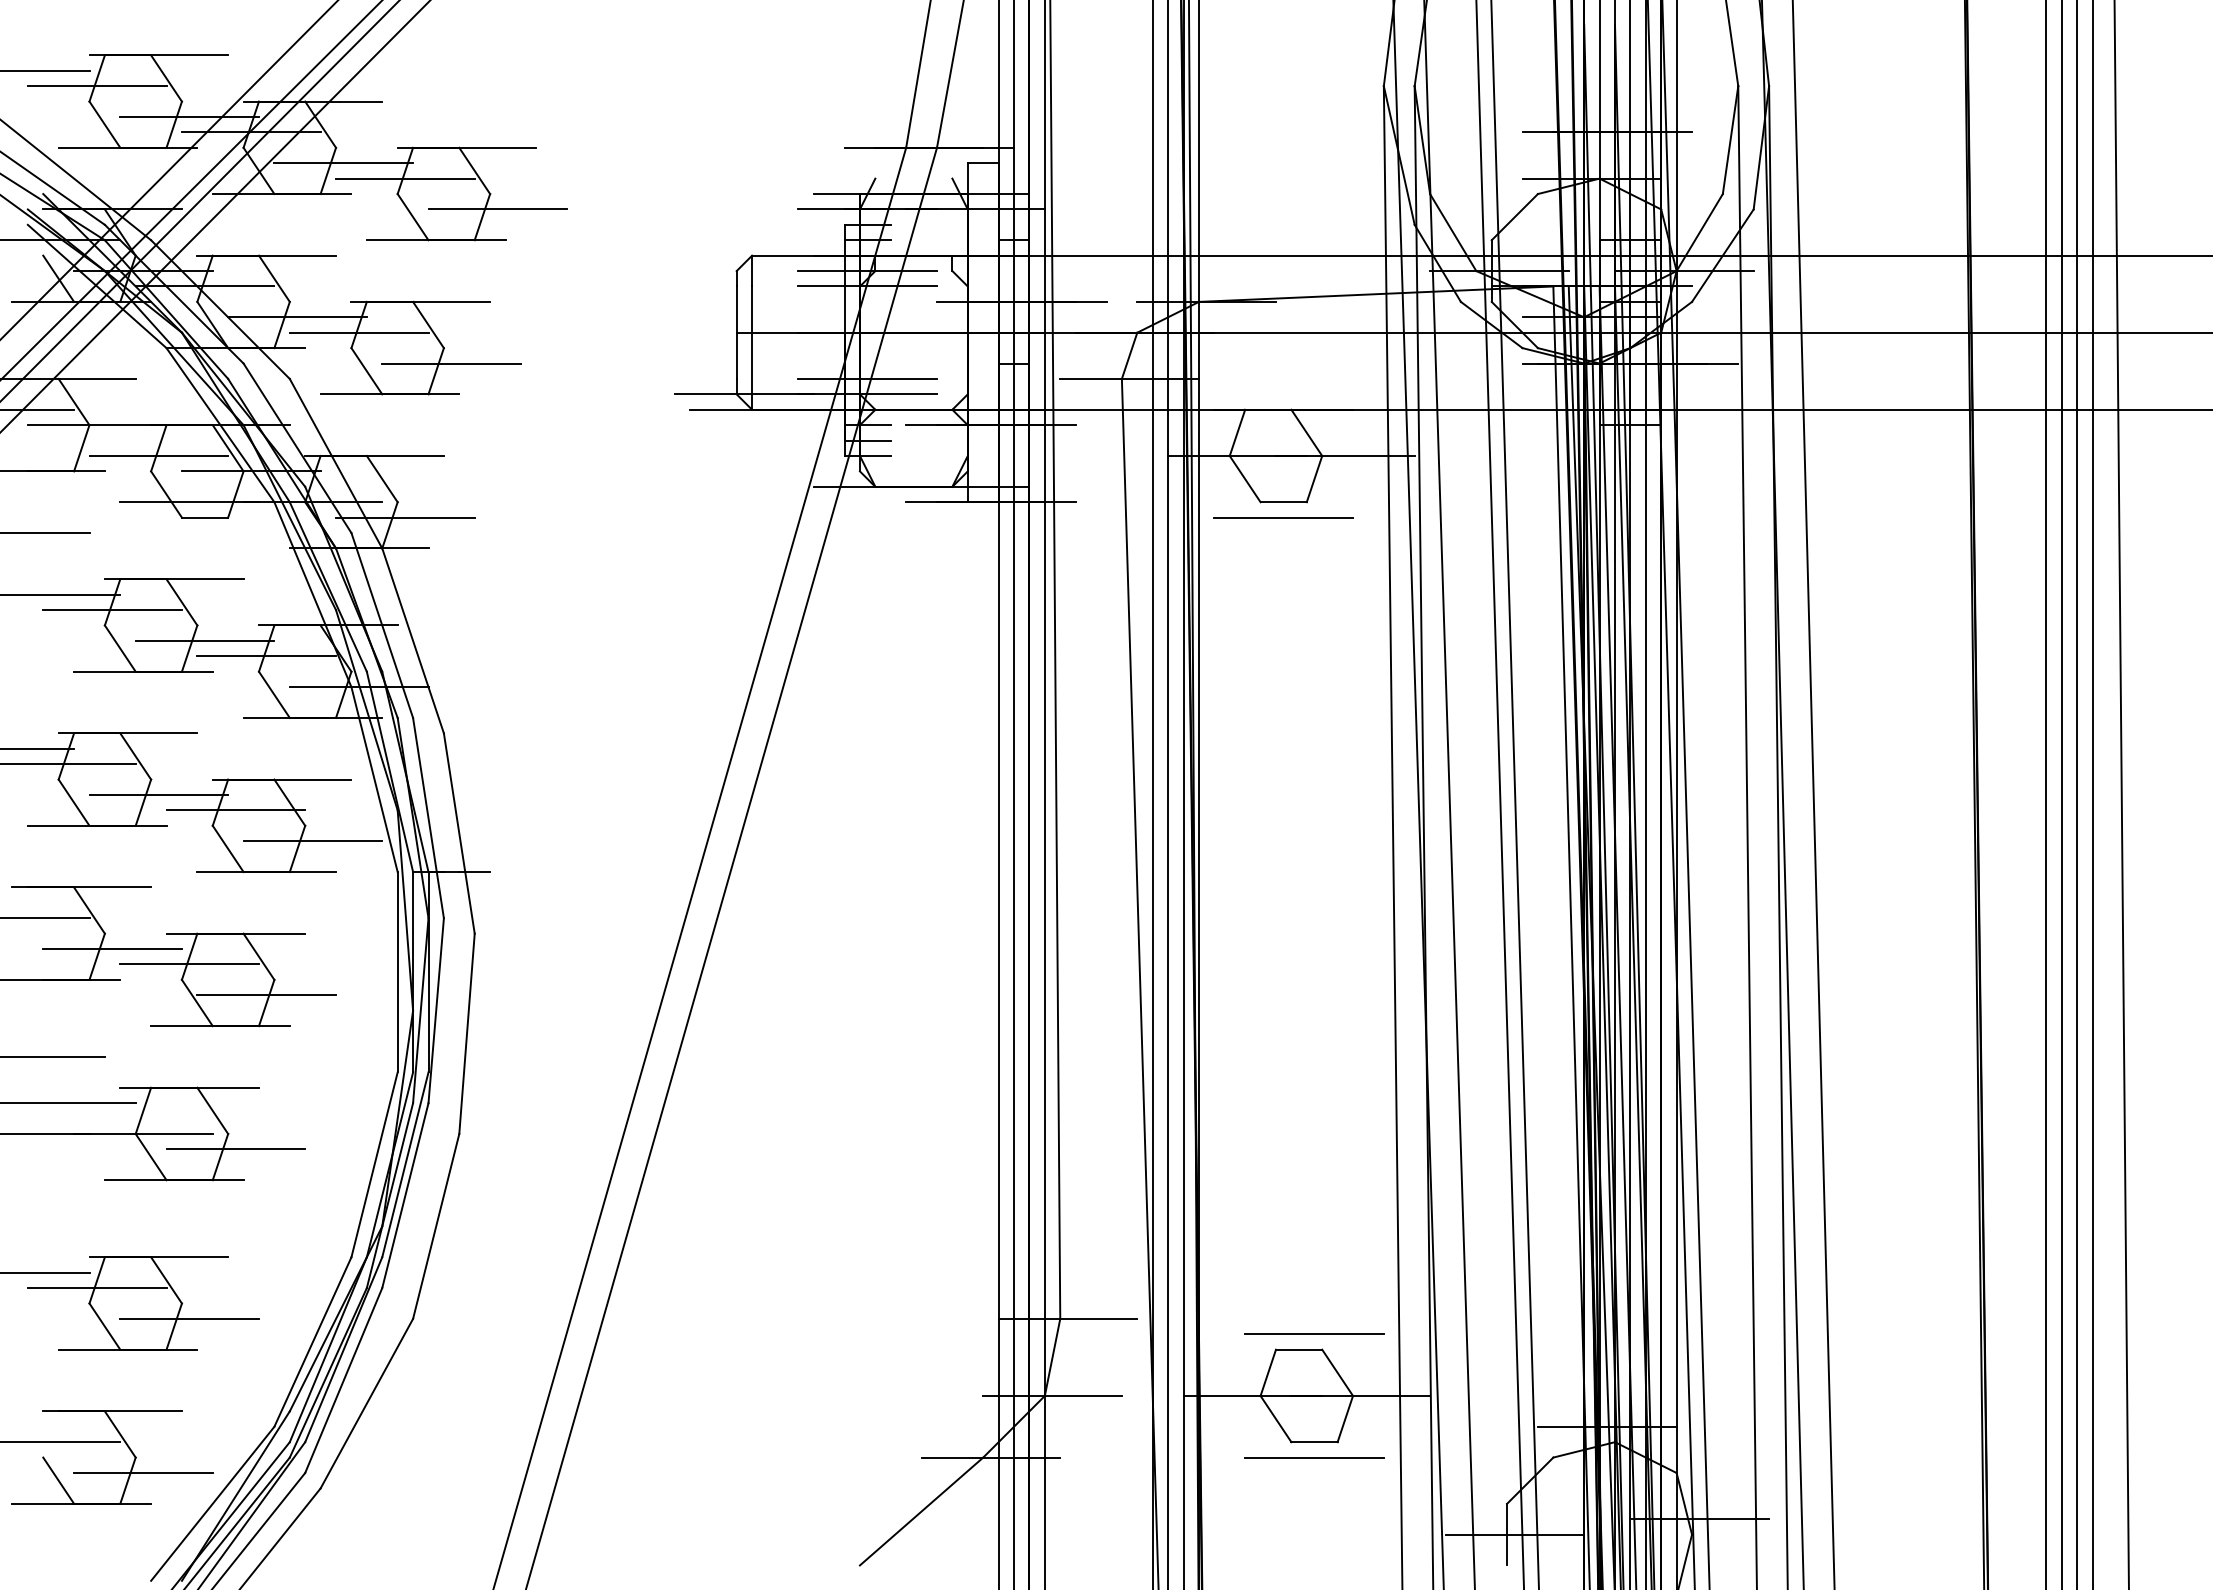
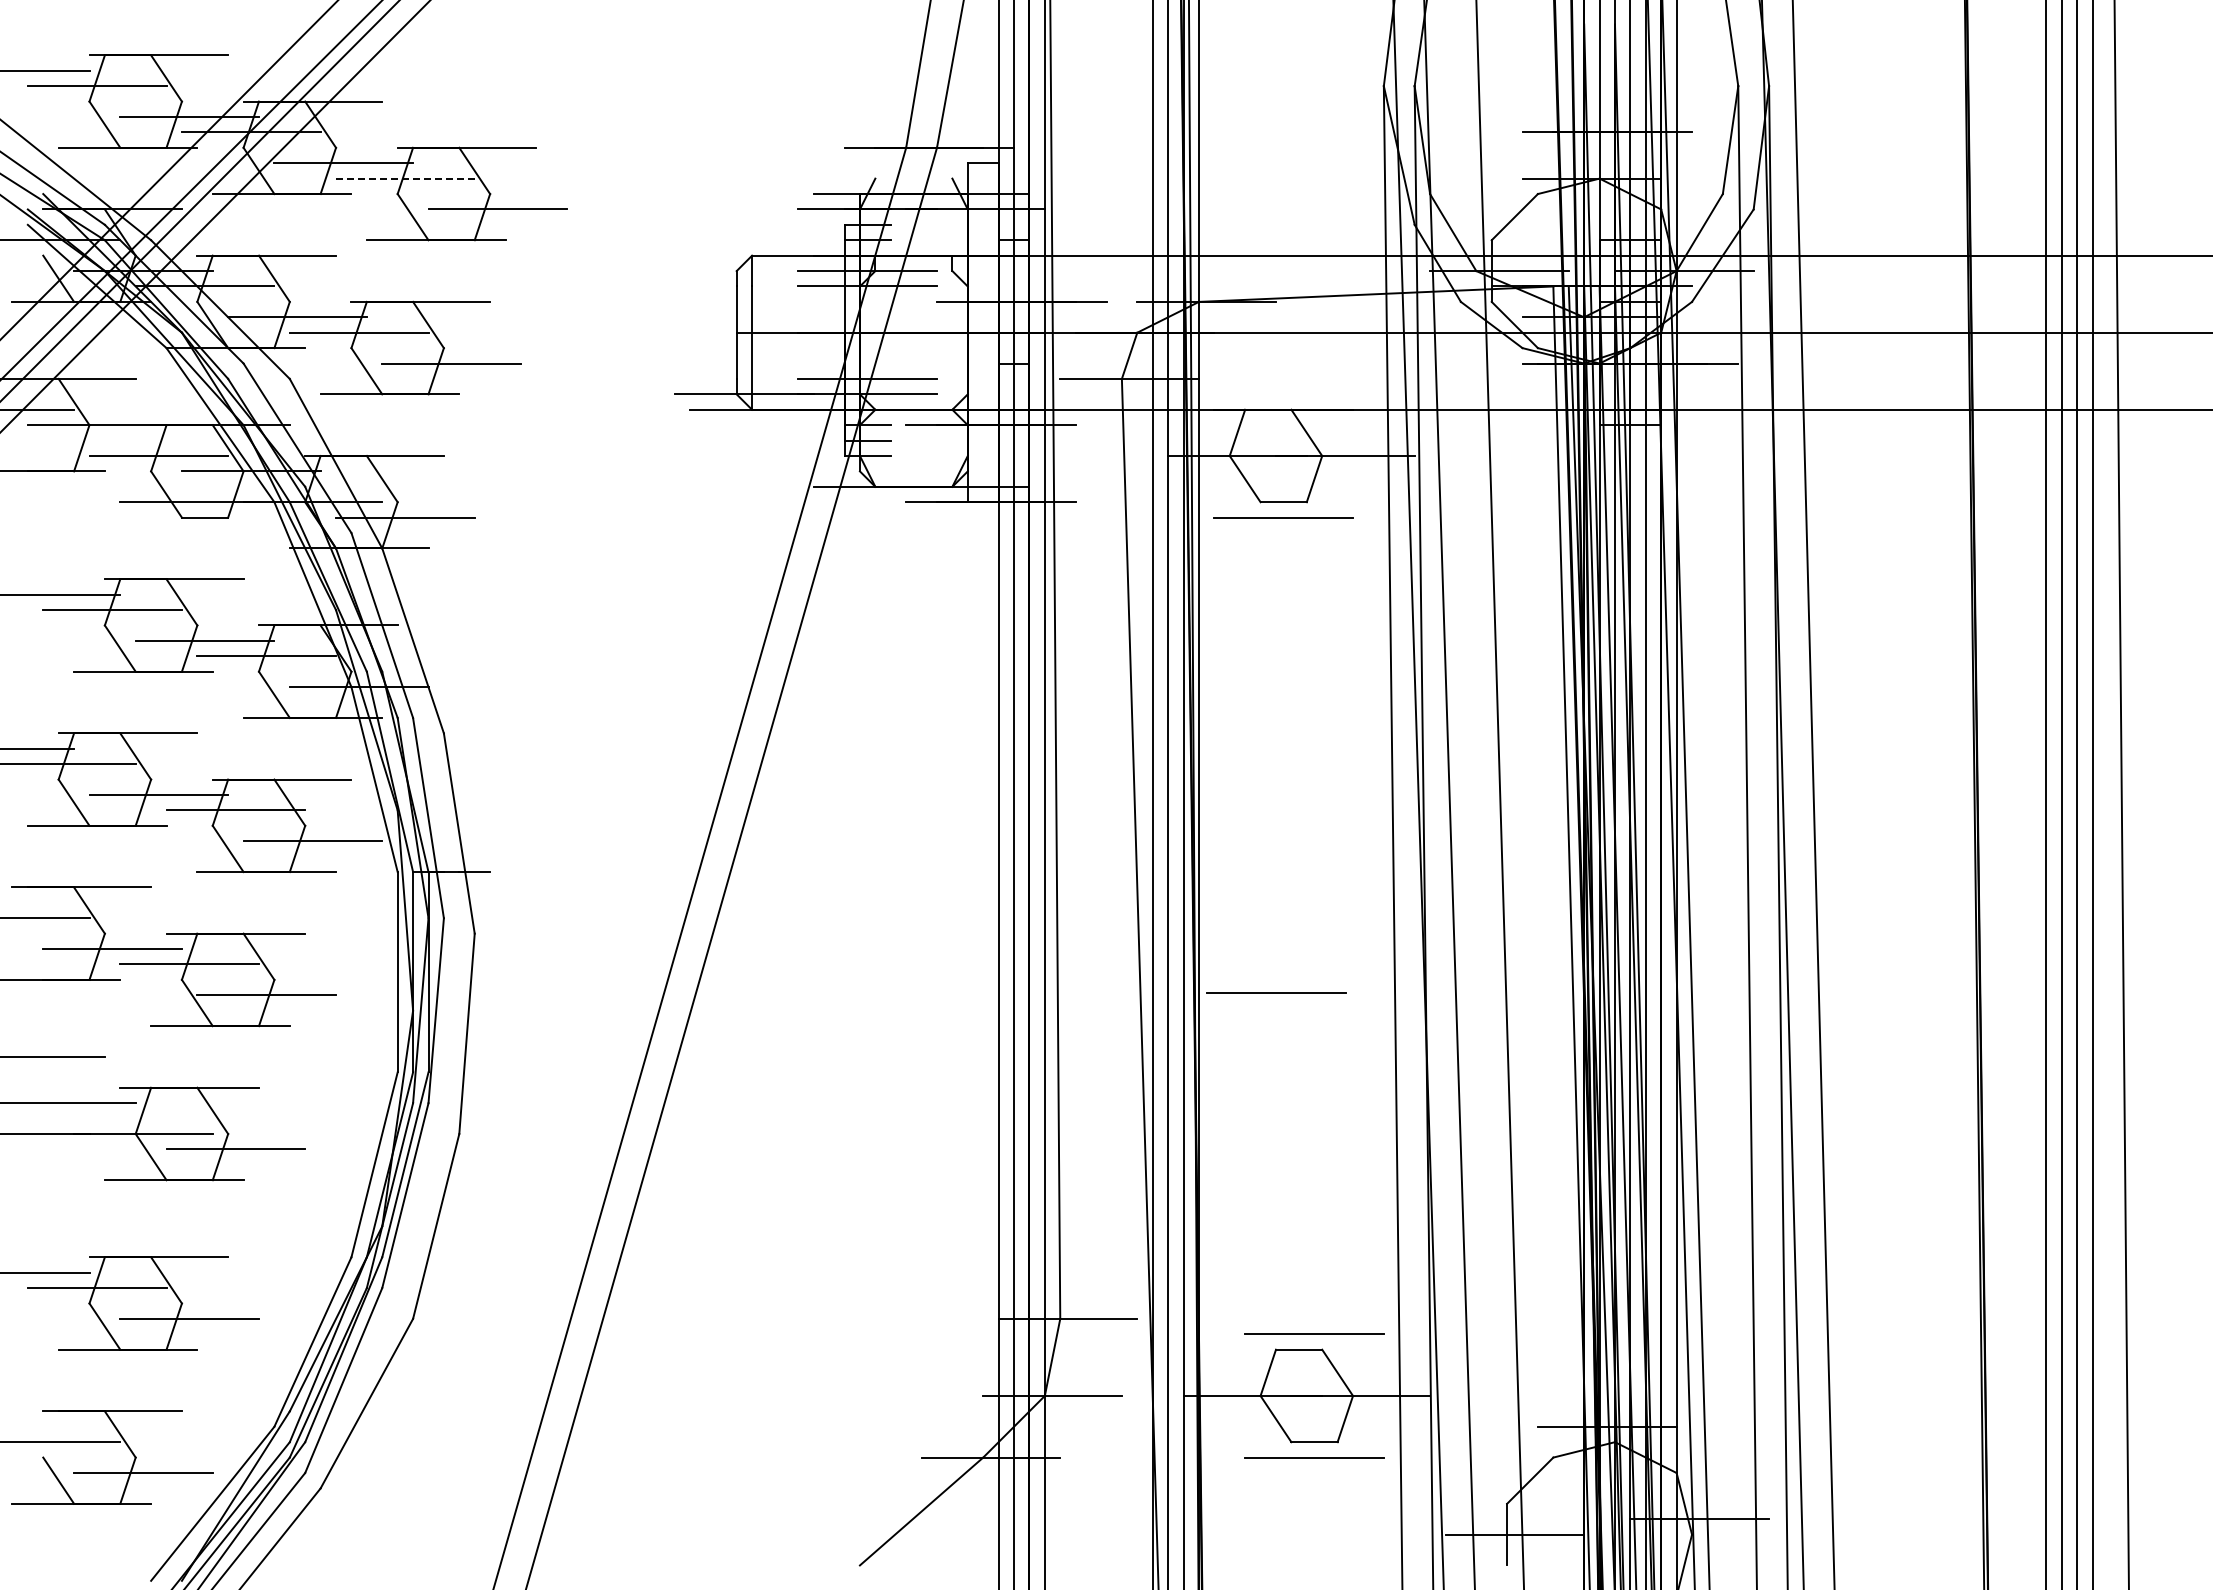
line: solid -> dashed (405, 178)
line: present -> none (45, 533)
line: present -> none (1514, 794)
line: none -> present (1276, 992)
